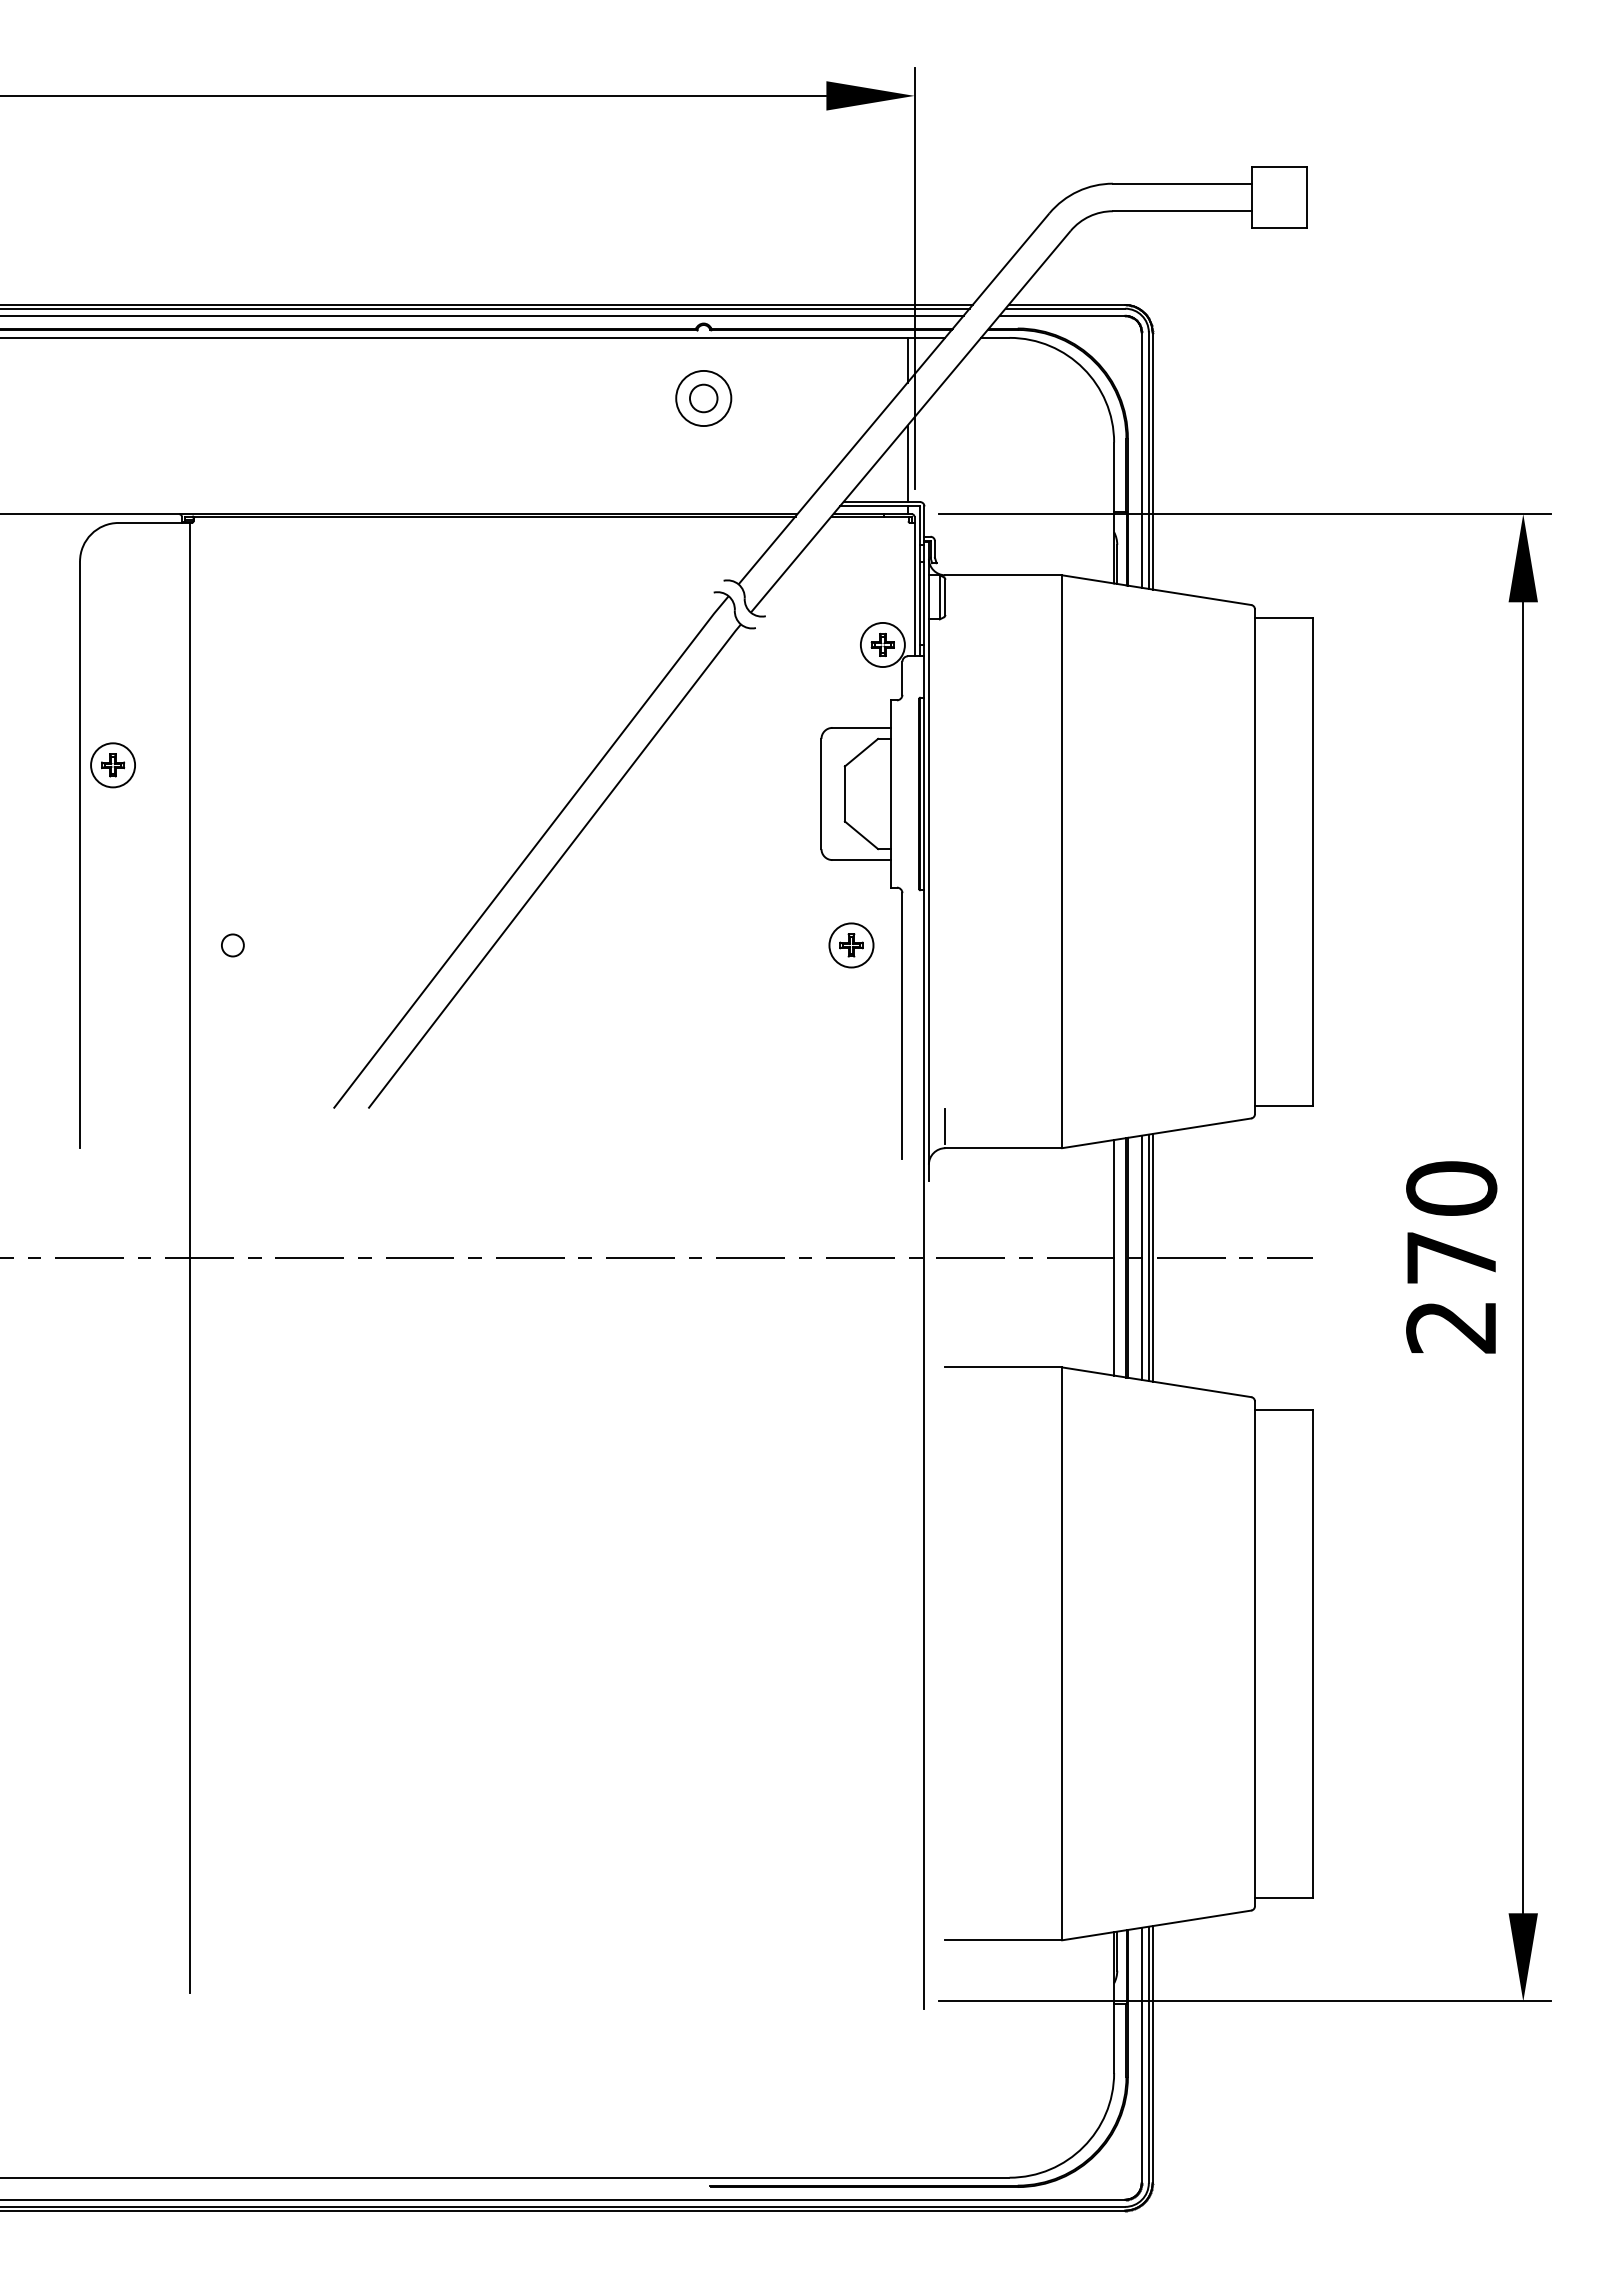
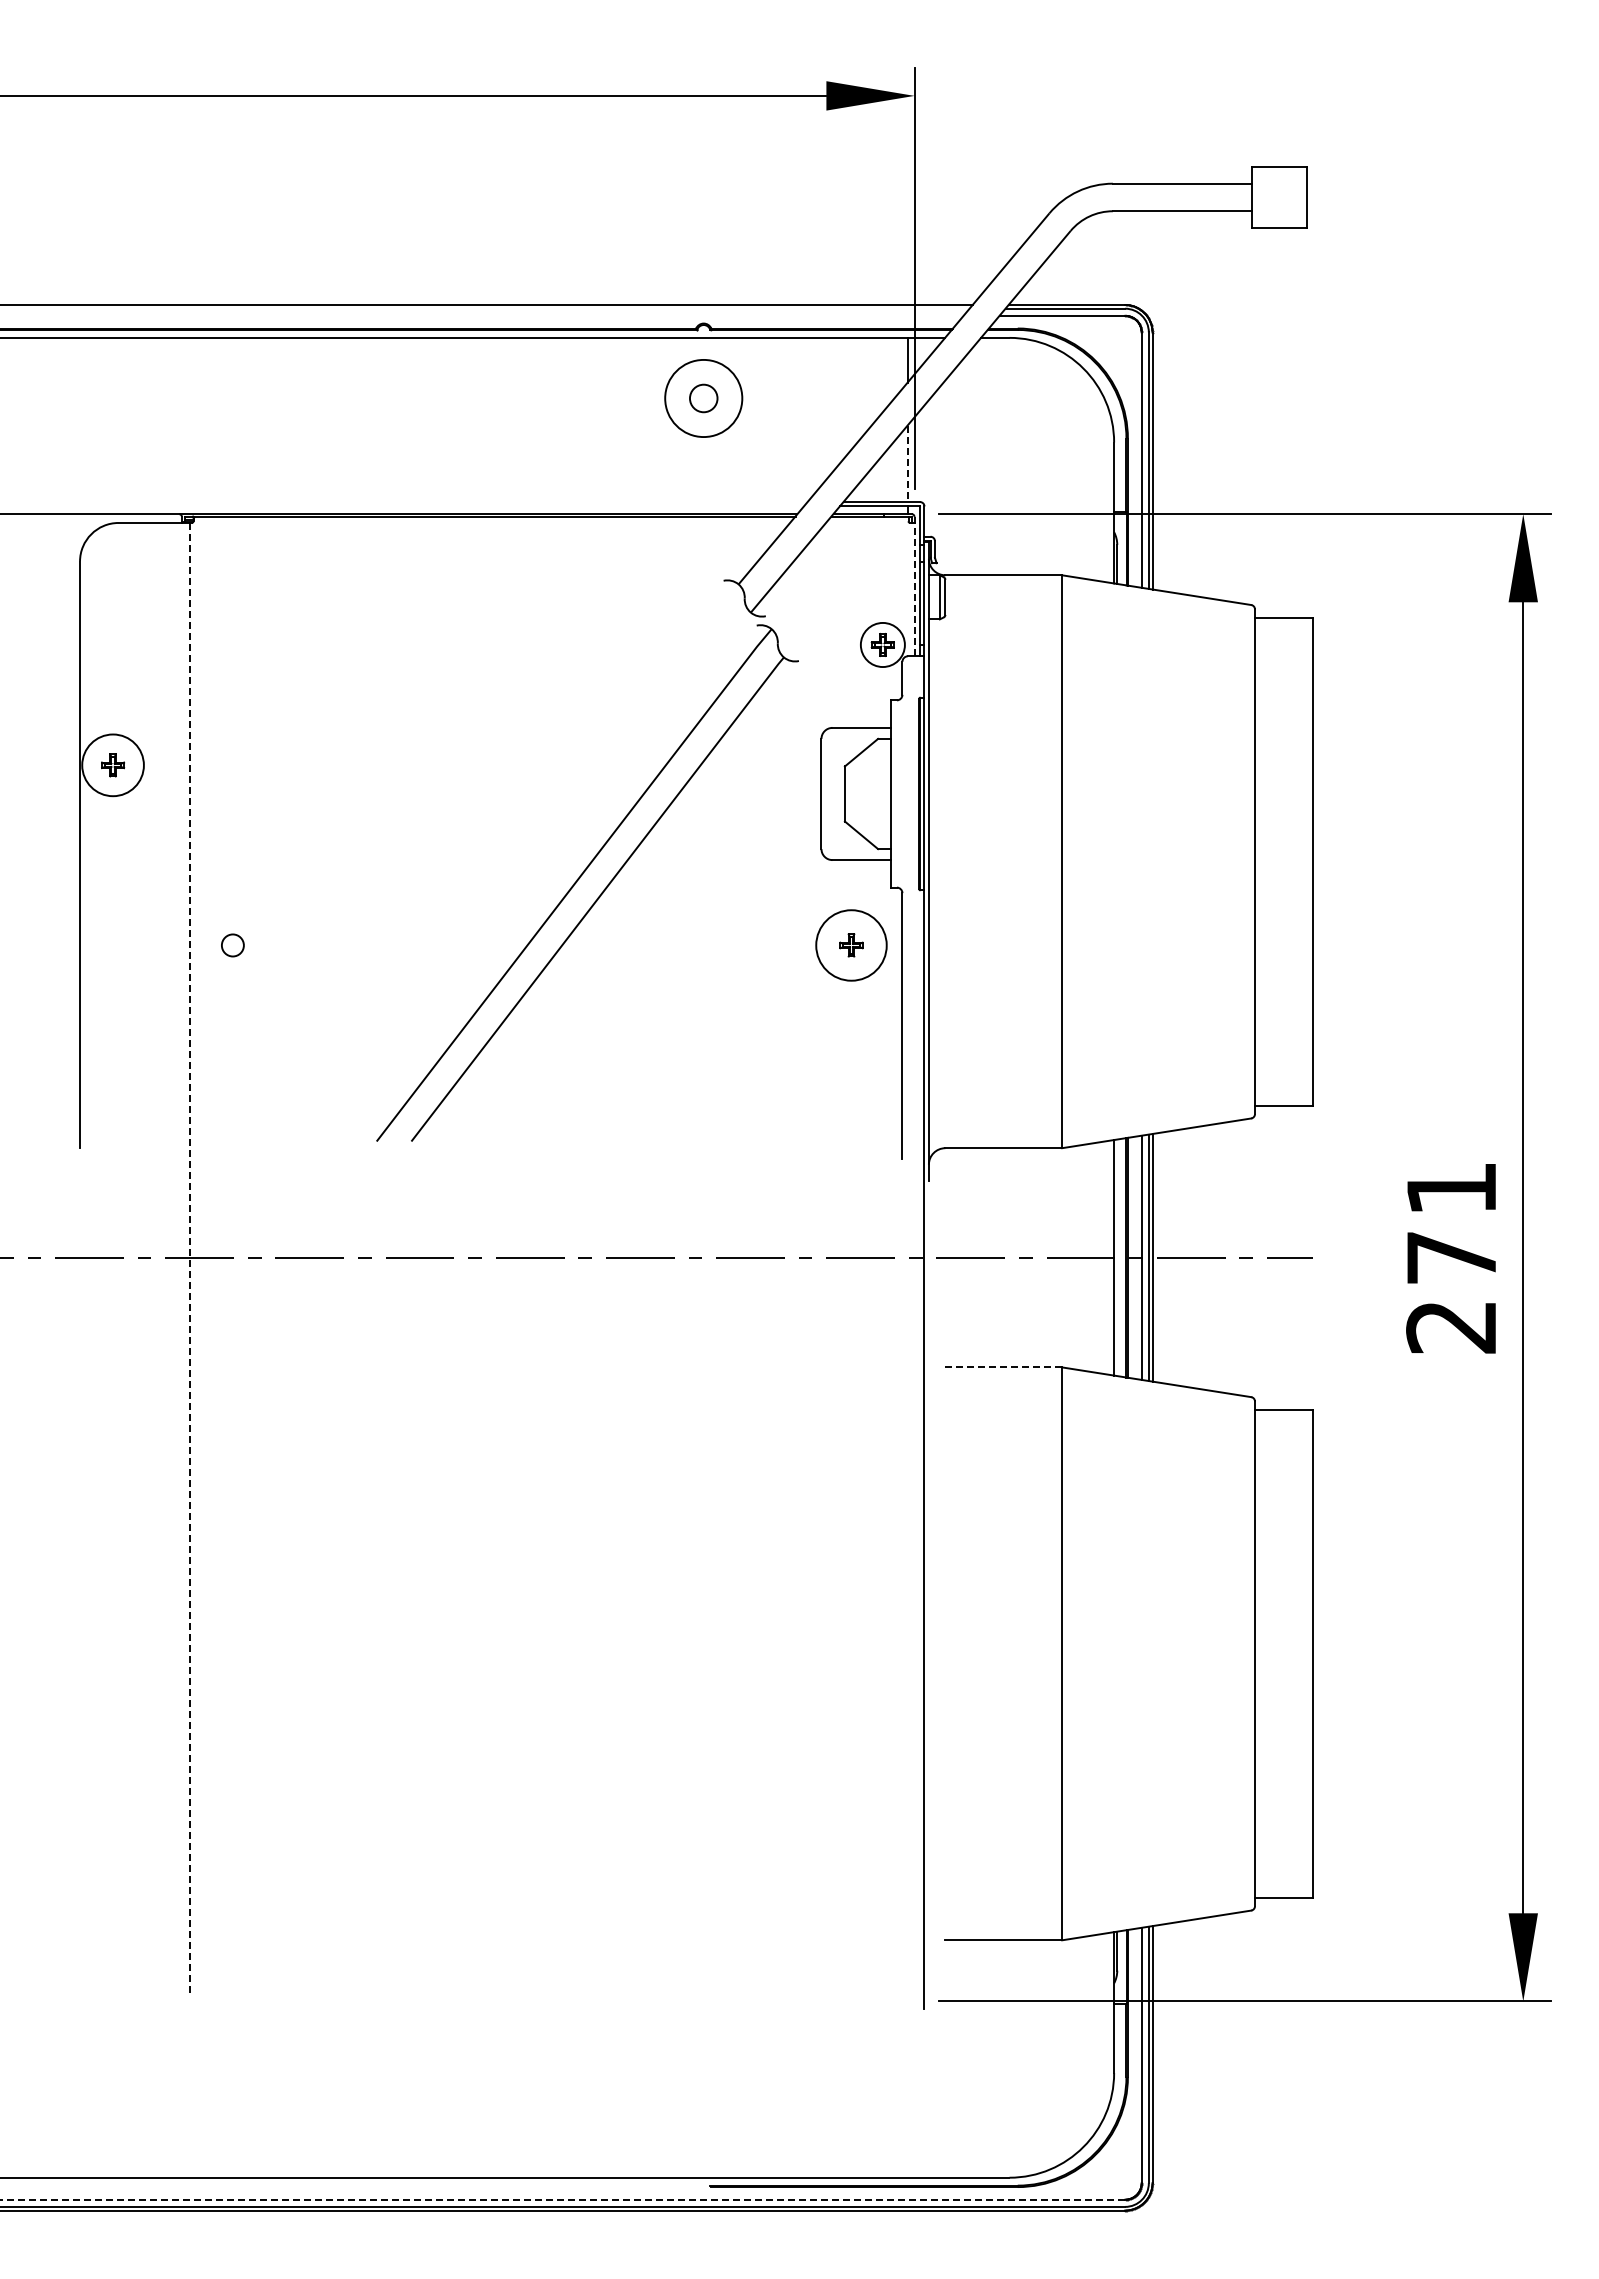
line: present -> none (485, 308)
line: present -> none (482, 315)
circle diameter: 55 px -> 77 px (703, 398)
line: solid -> dashed (907, 464)
line: solid -> dashed (914, 586)
circle diameter: 44 px -> 62 px (112, 765)
part position: (537, 845) -> (580, 878) (580, 878)
circle diameter: 44 px -> 71 px (851, 945)
line: present -> none (945, 1125)
text: 270 -> 271 (1451, 1188)
line: solid -> dashed (190, 1257)
line: solid -> dashed (1004, 1367)
line: solid -> dashed (562, 2199)
